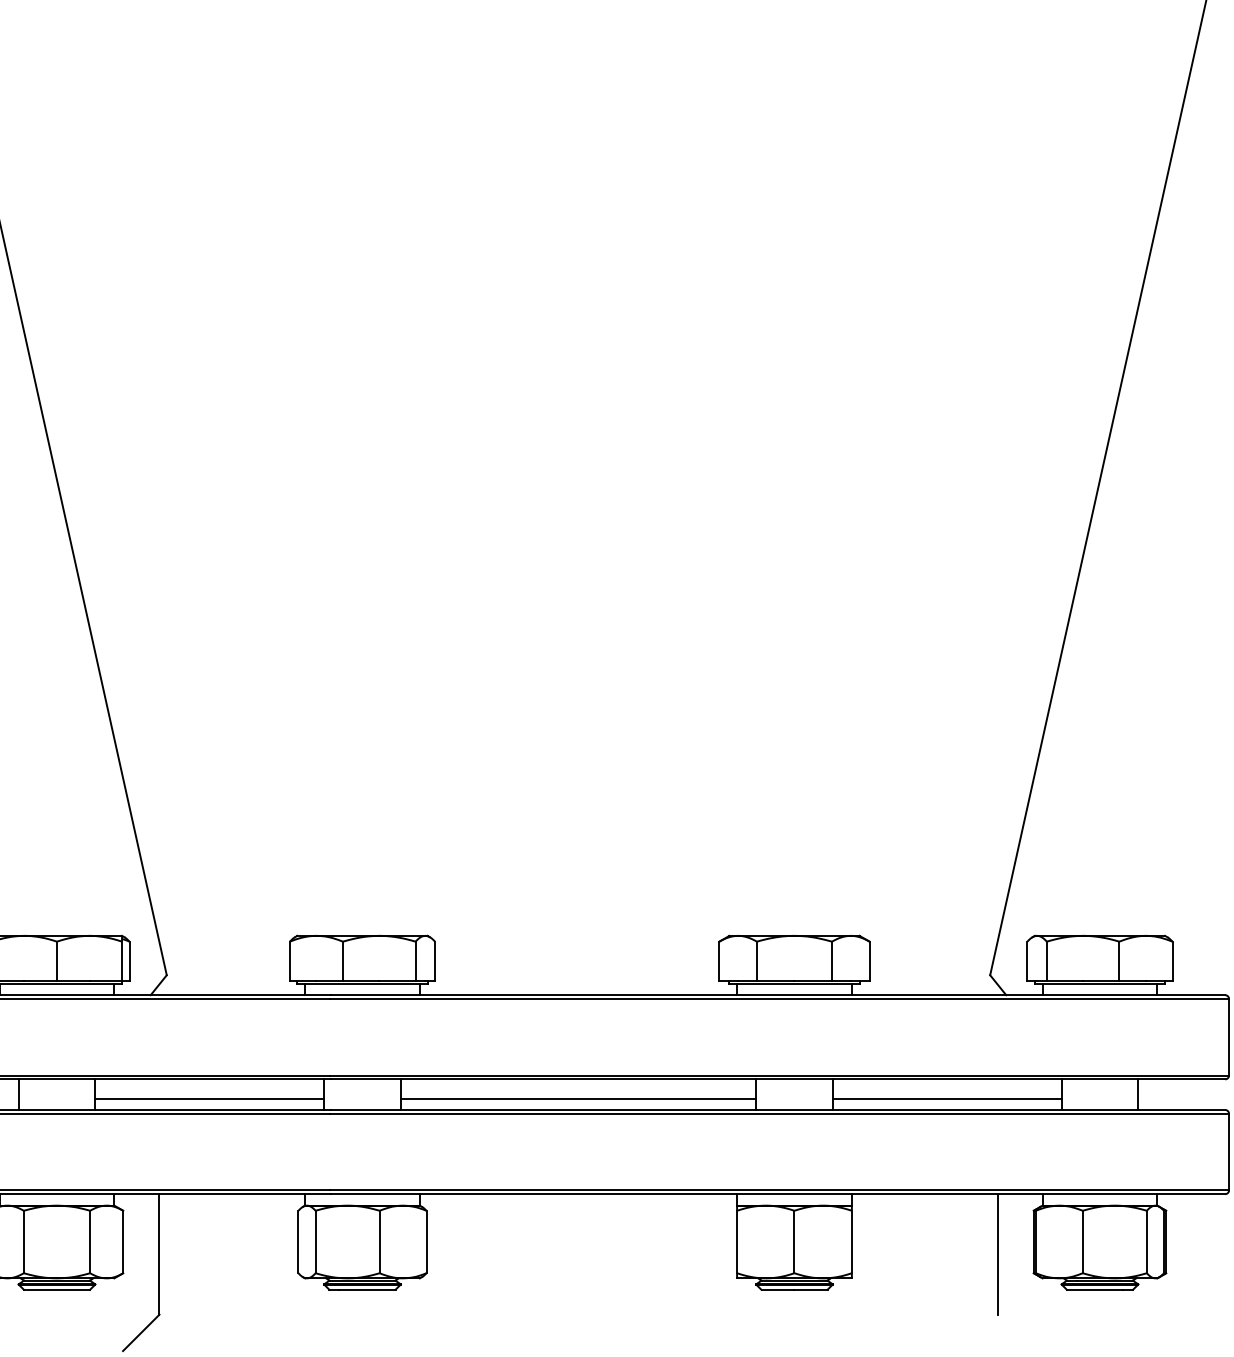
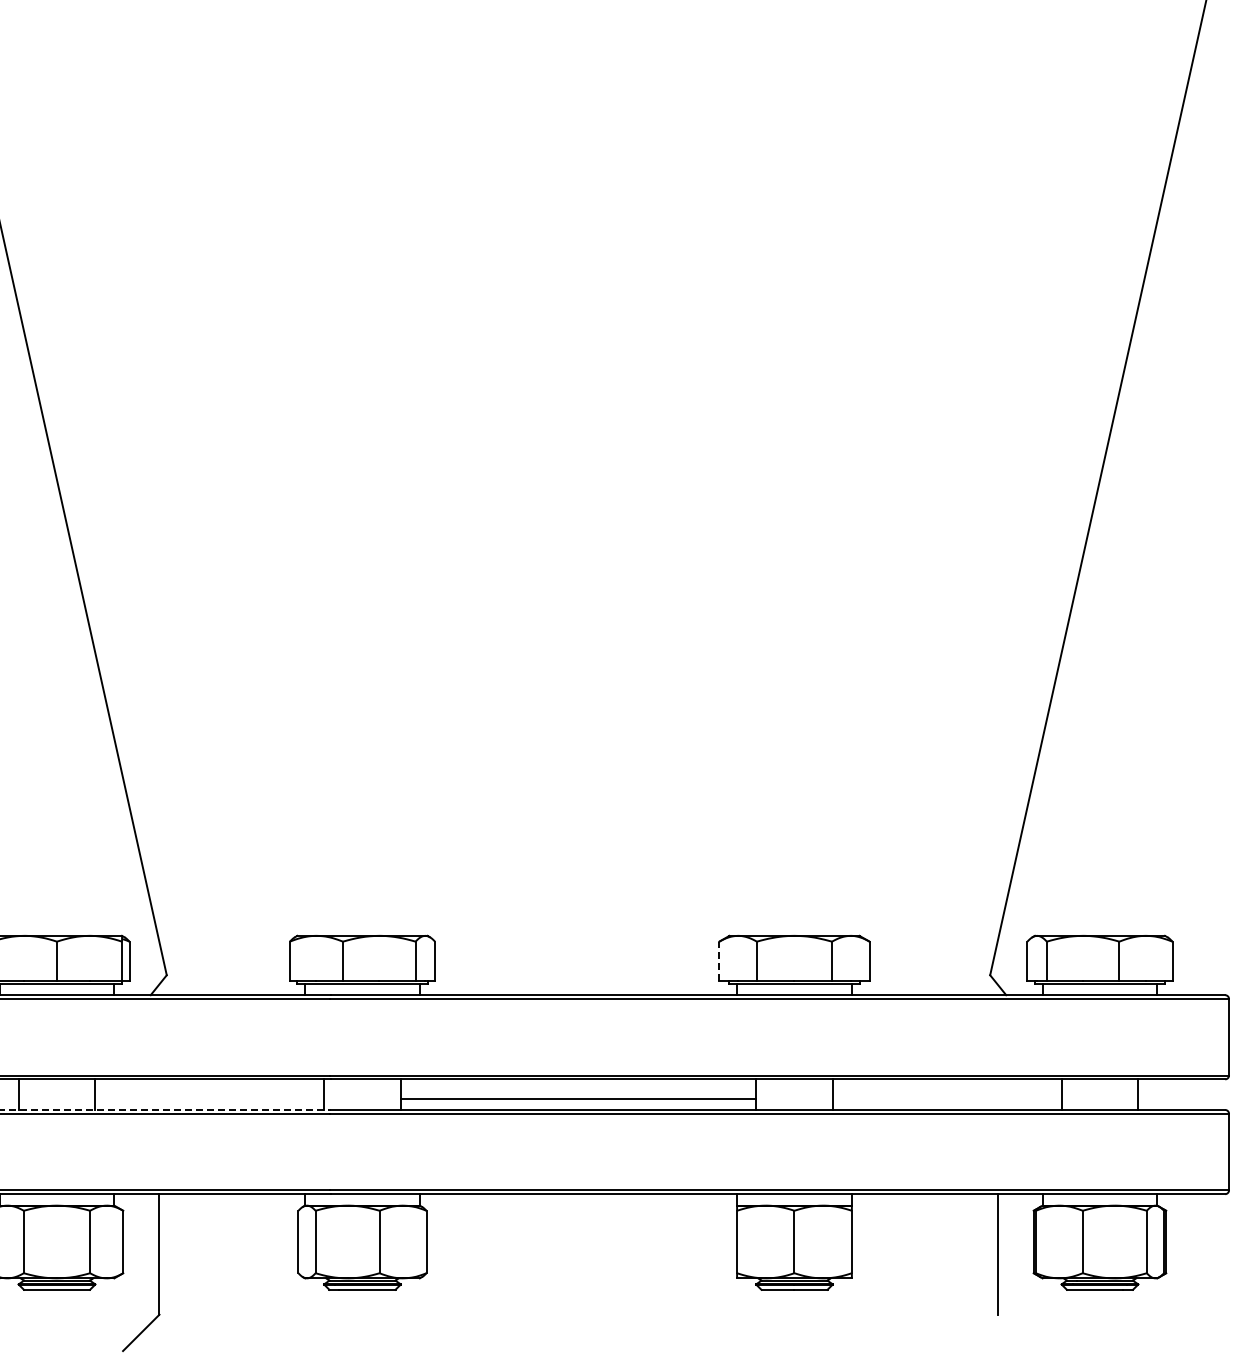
line: solid -> dashed (719, 960)
line: present -> none (209, 1098)
line: present -> none (946, 1098)
line: solid -> dashed (166, 1109)
